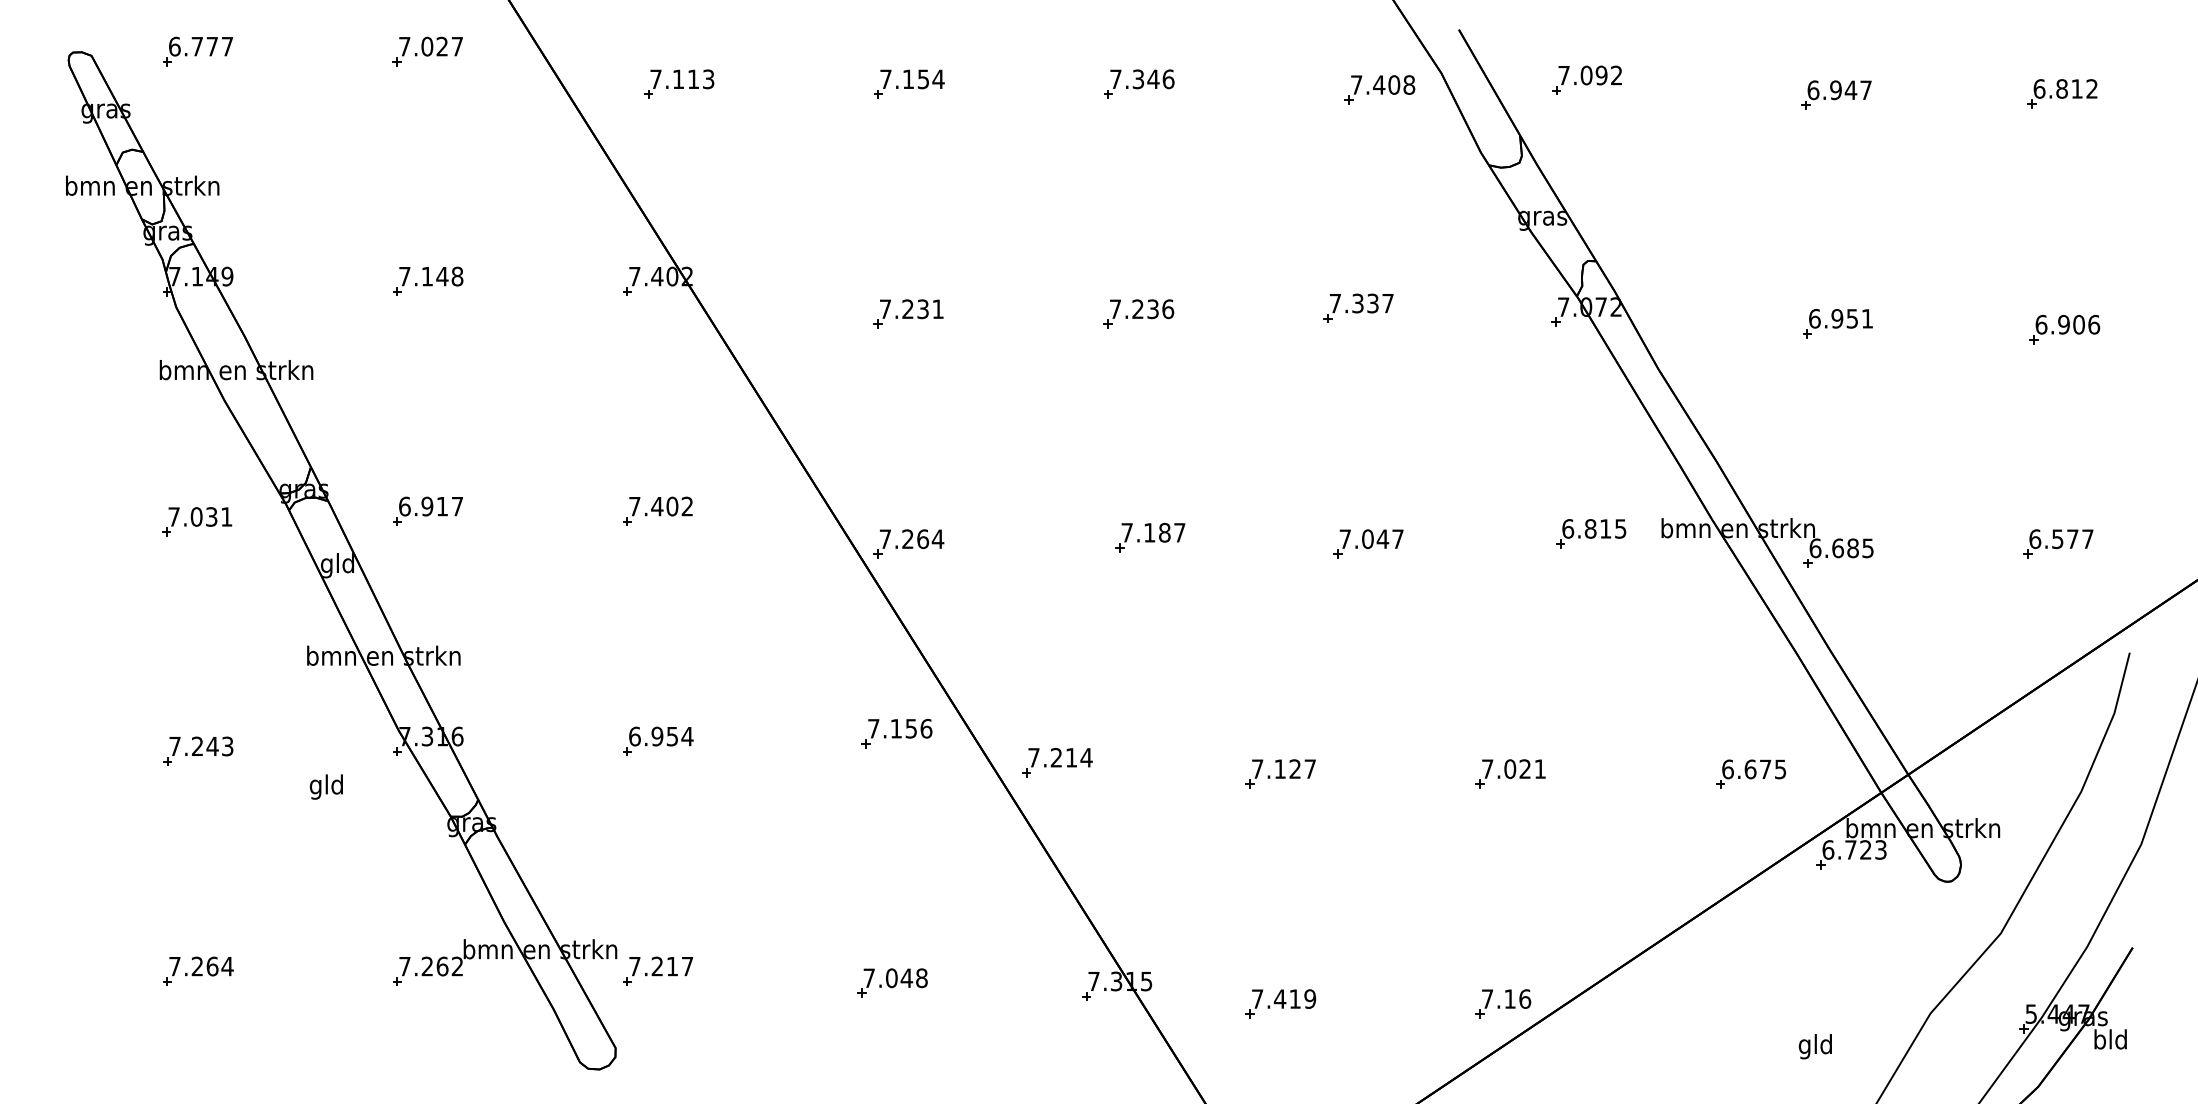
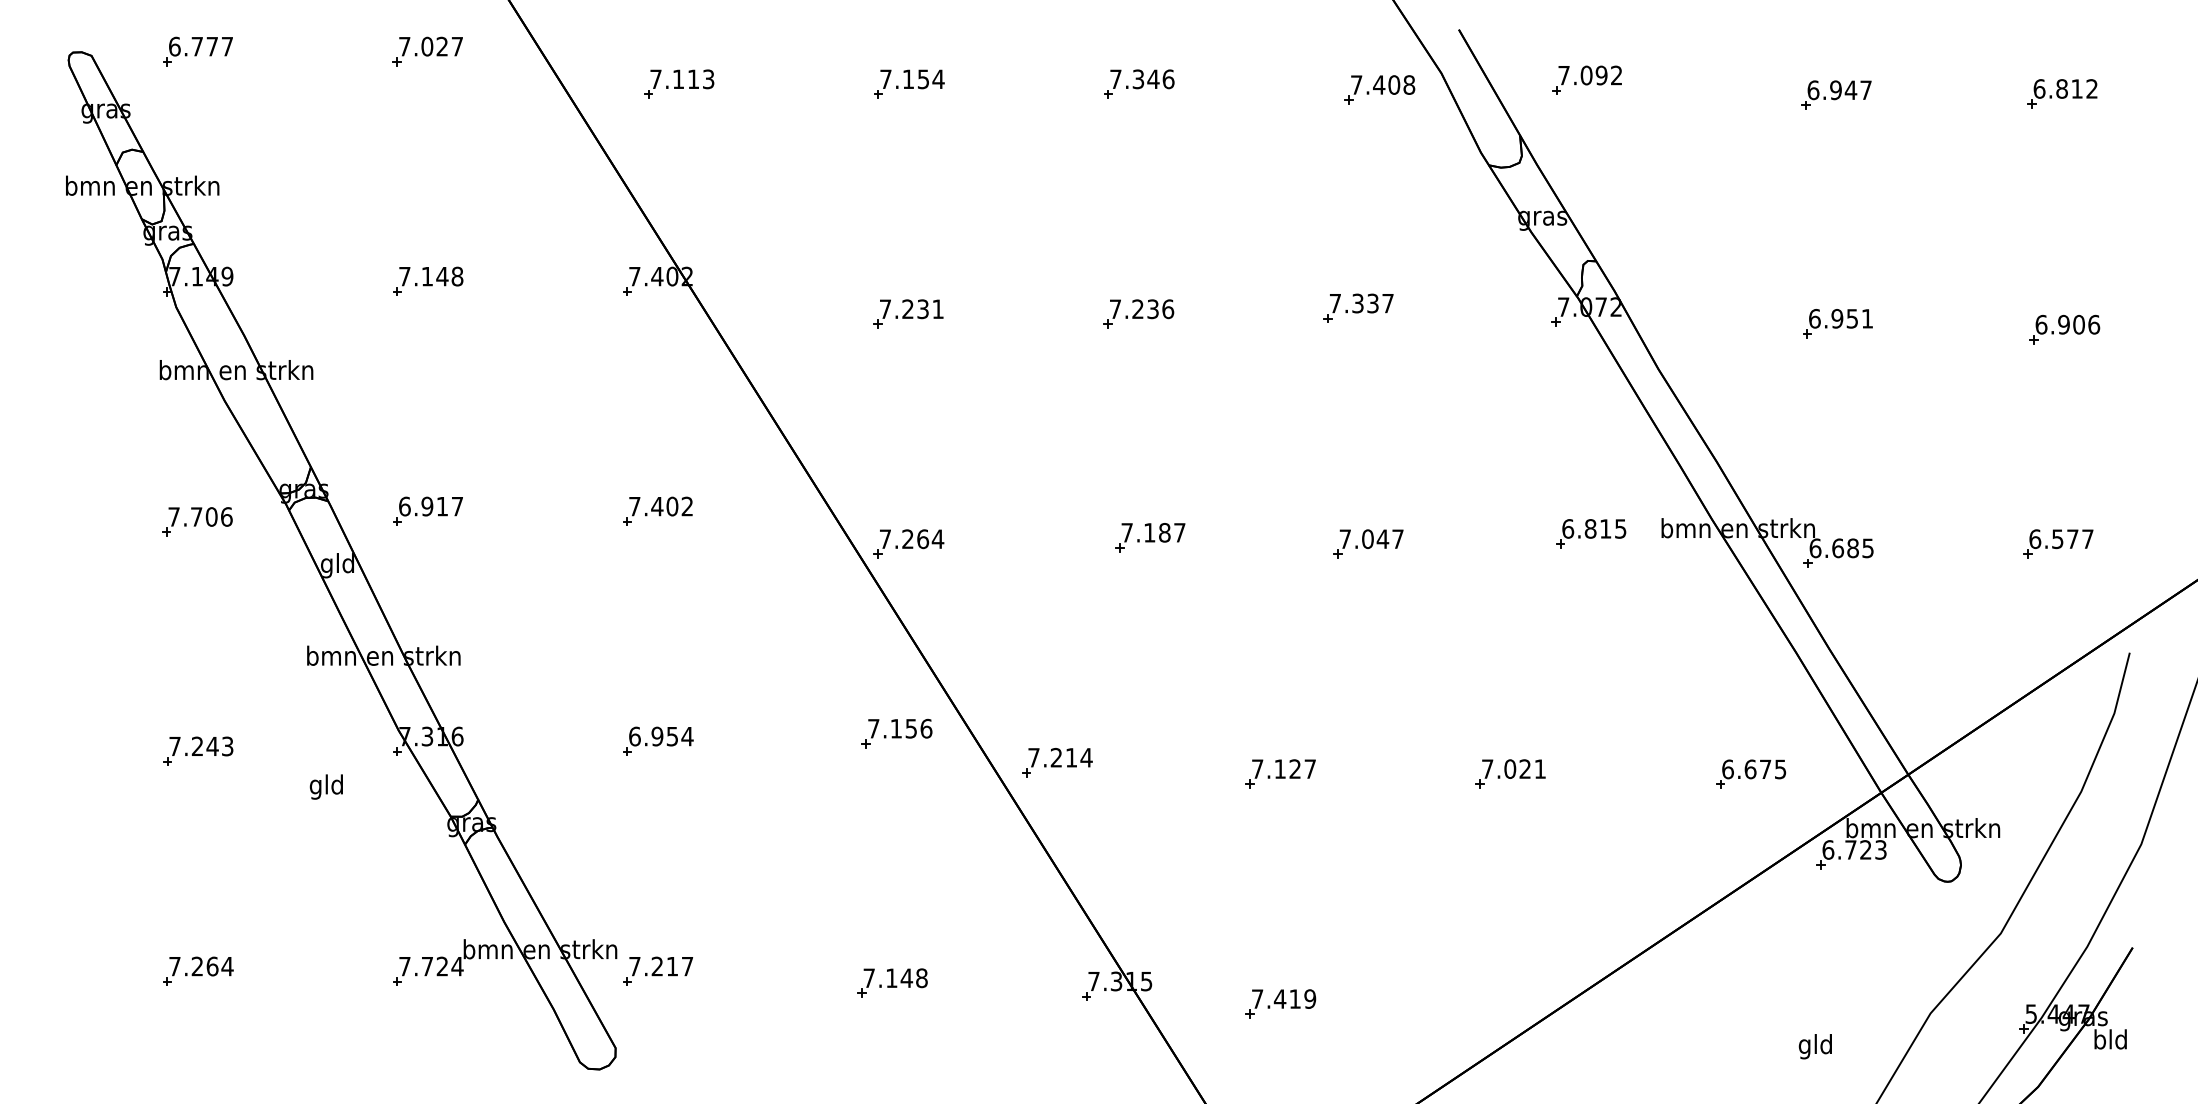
text: 7.031 -> 7.706 (211, 516)
text: 7.262 -> 7.724 (442, 966)
text: 7.048 -> 7.148 (891, 978)
part: present -> none (1503, 1003)
